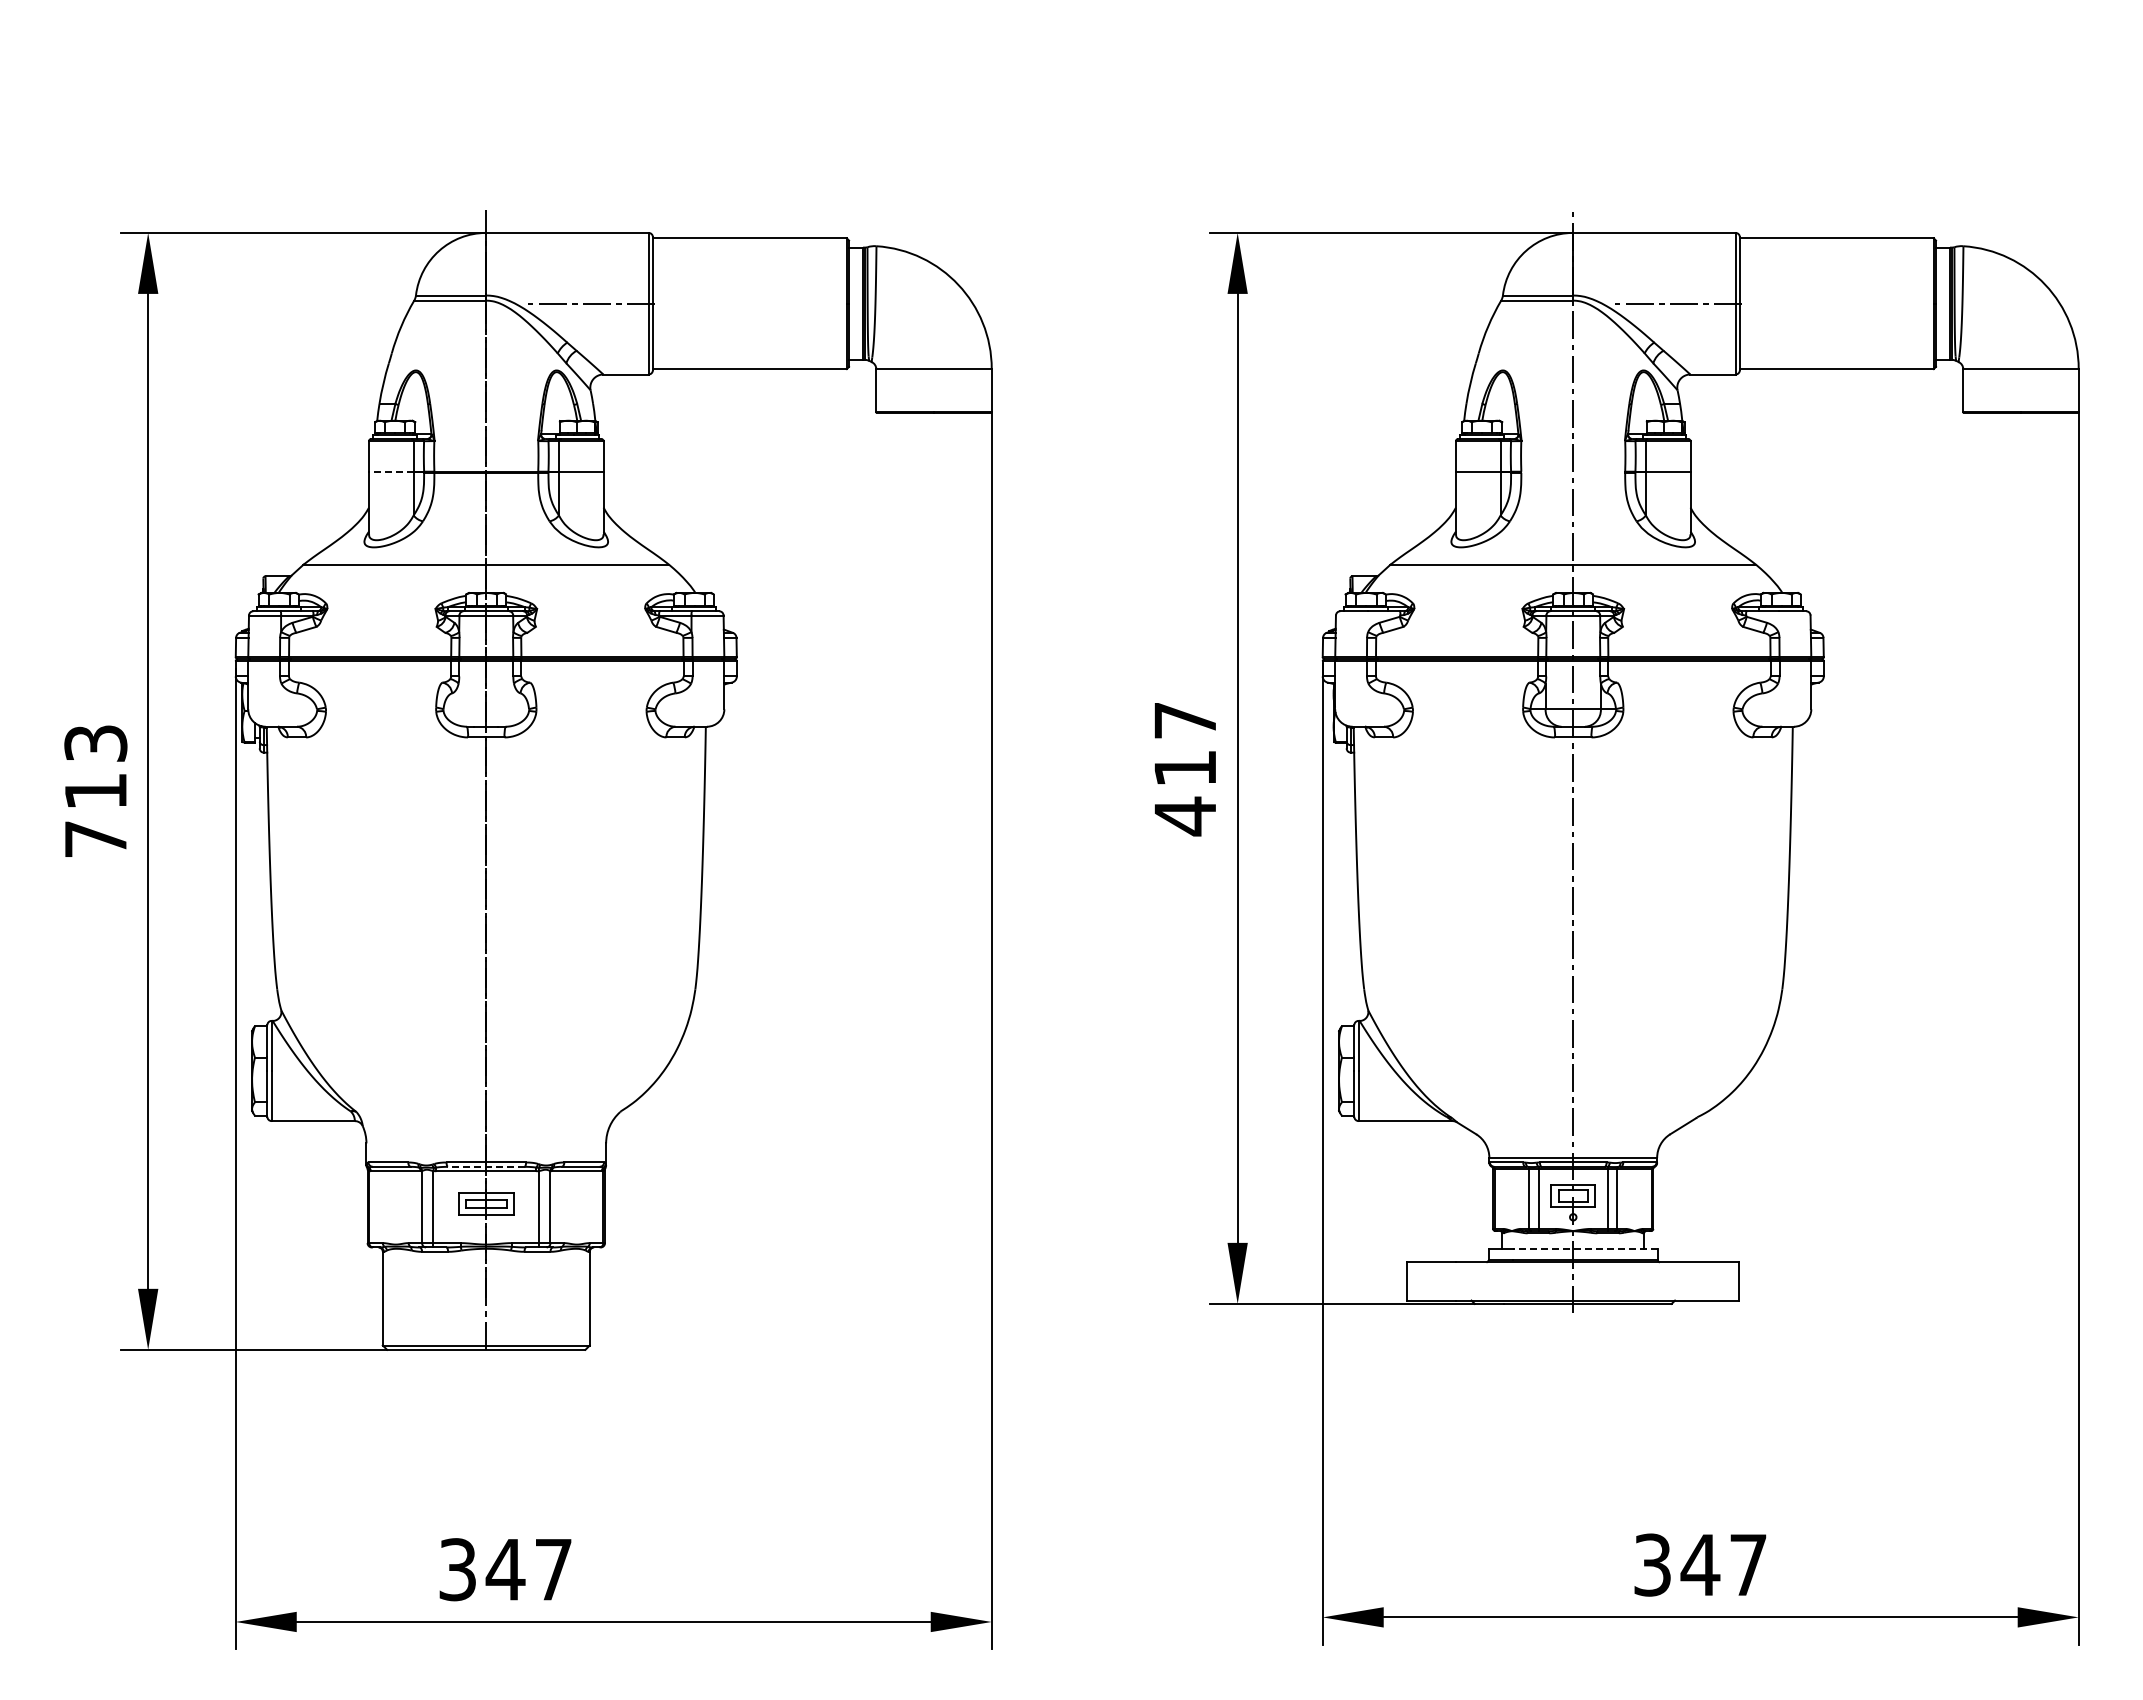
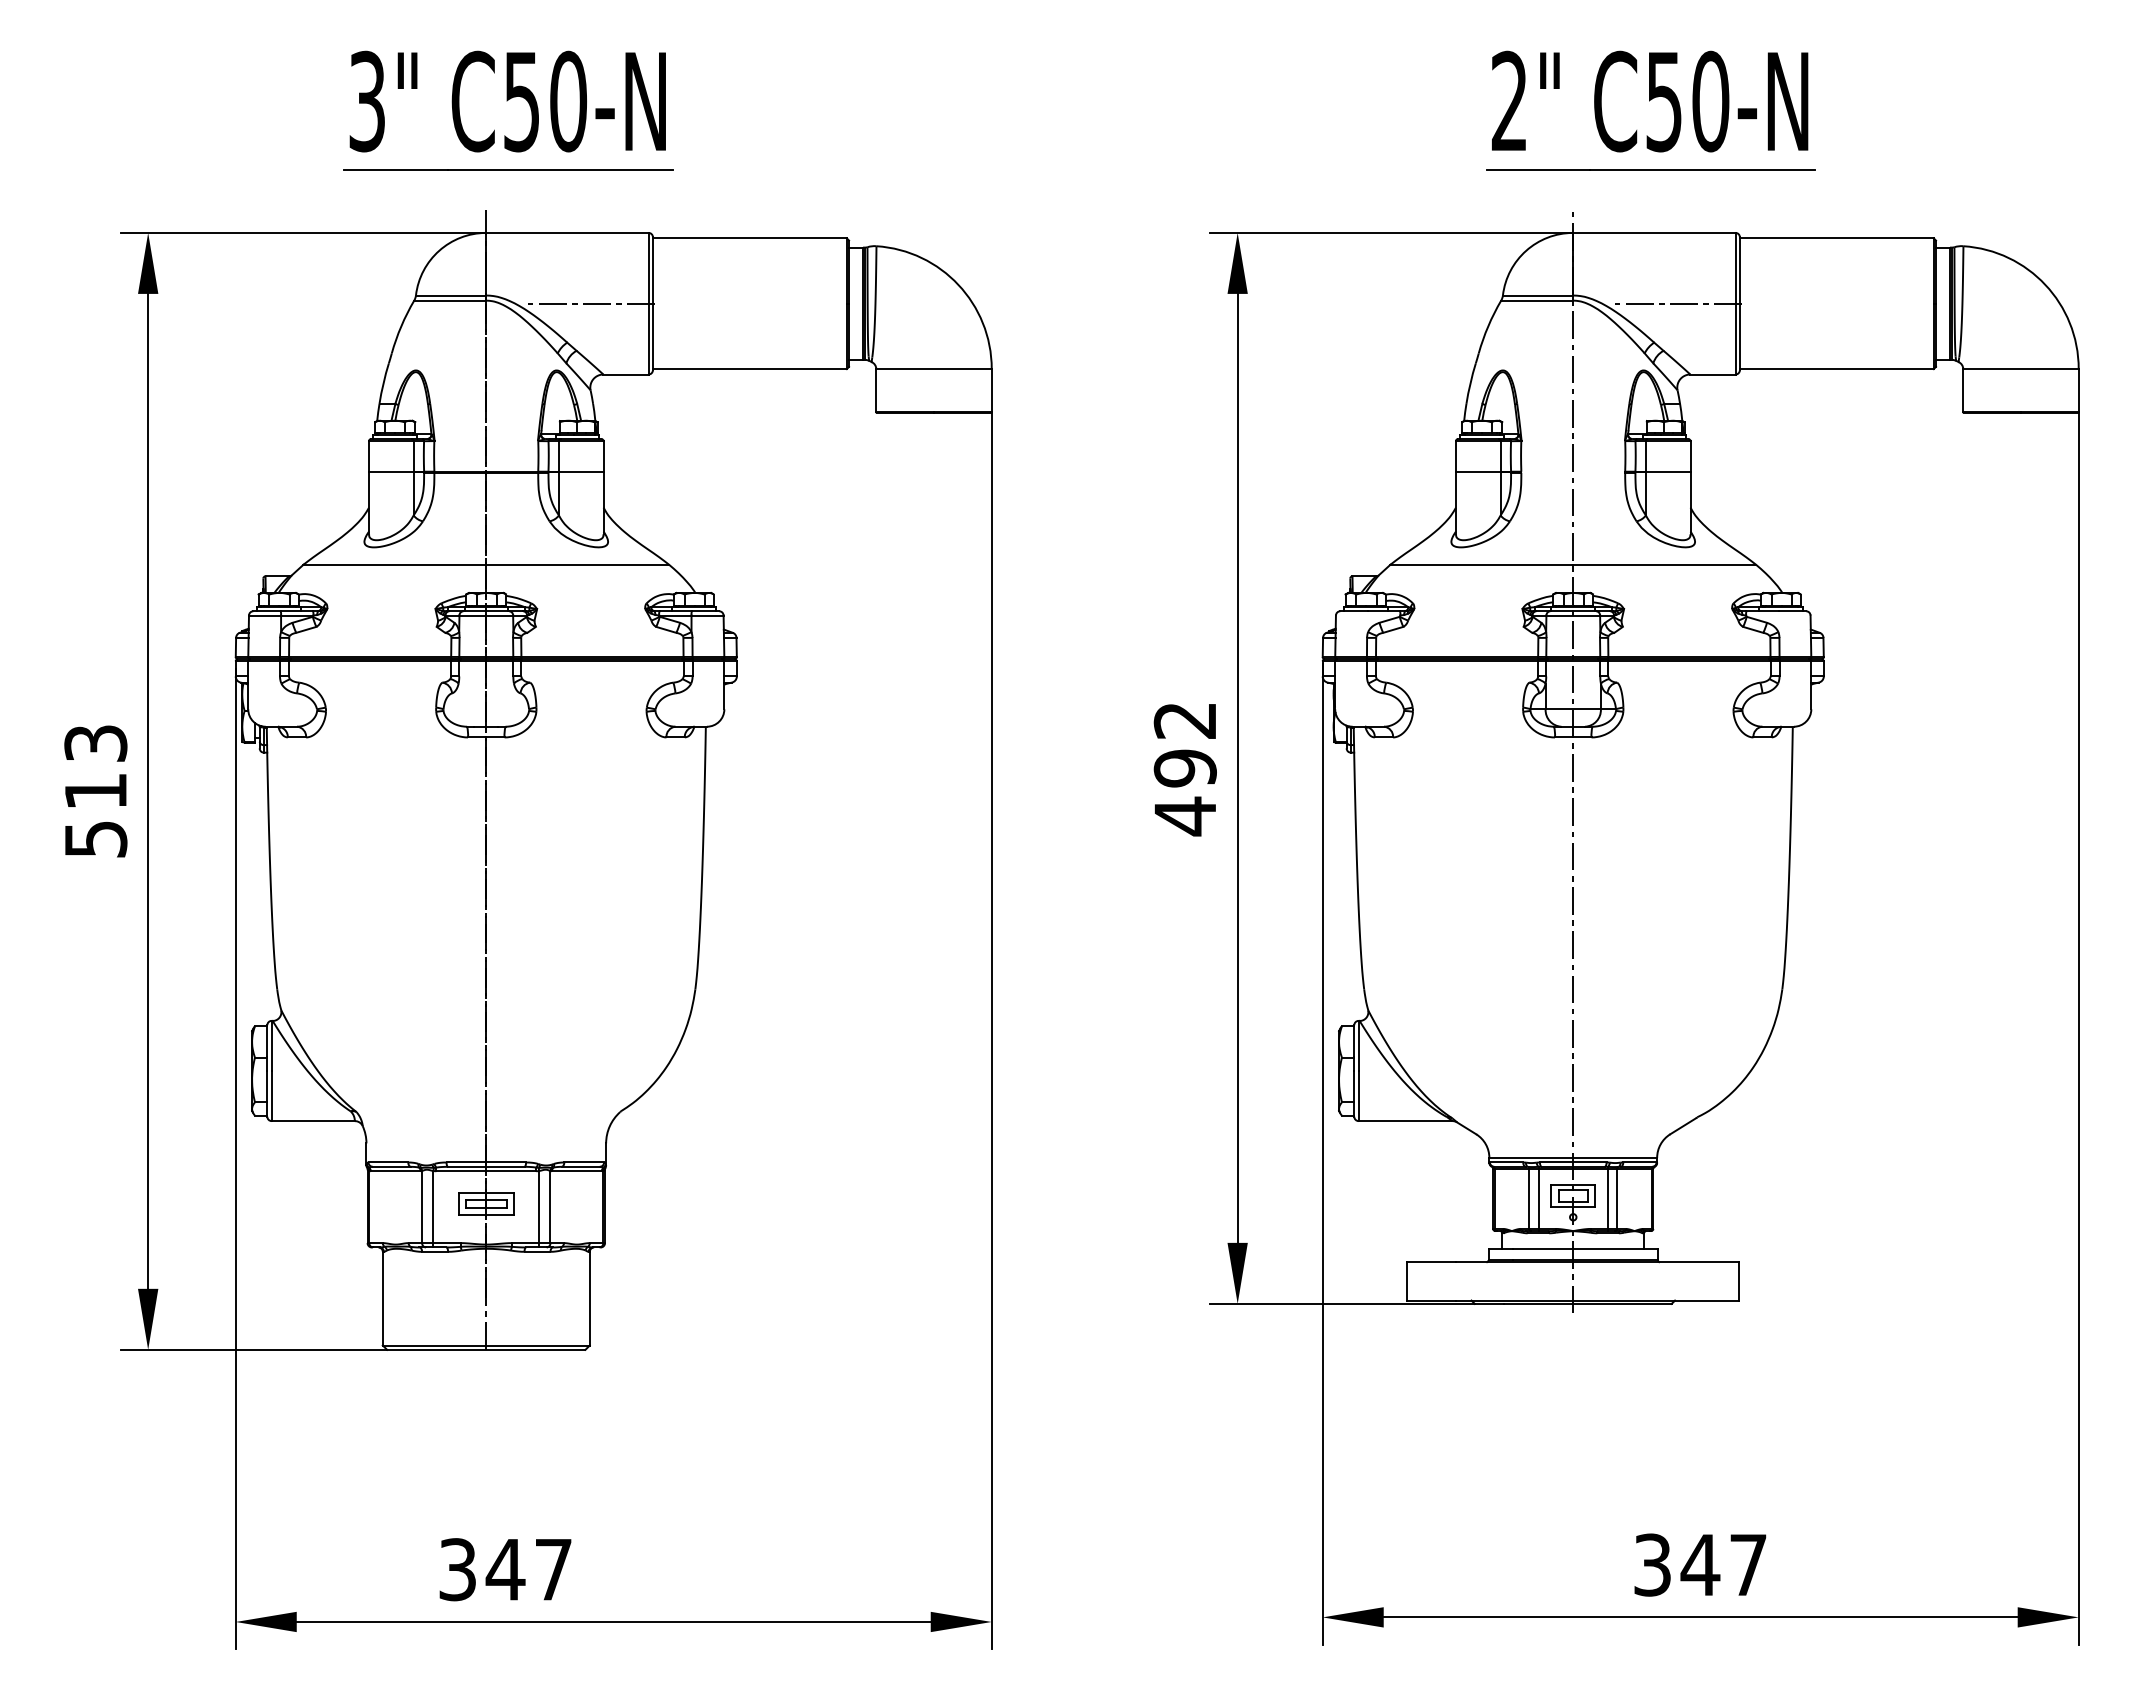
part: none -> present (507, 101)
part: none -> present (1649, 101)
line: dashed -> solid (390, 471)
text: 417 -> 492 (1184, 745)
text: 713 -> 513 (96, 839)
line: dashed -> solid (485, 1166)
line: dashed -> solid (1585, 1248)
